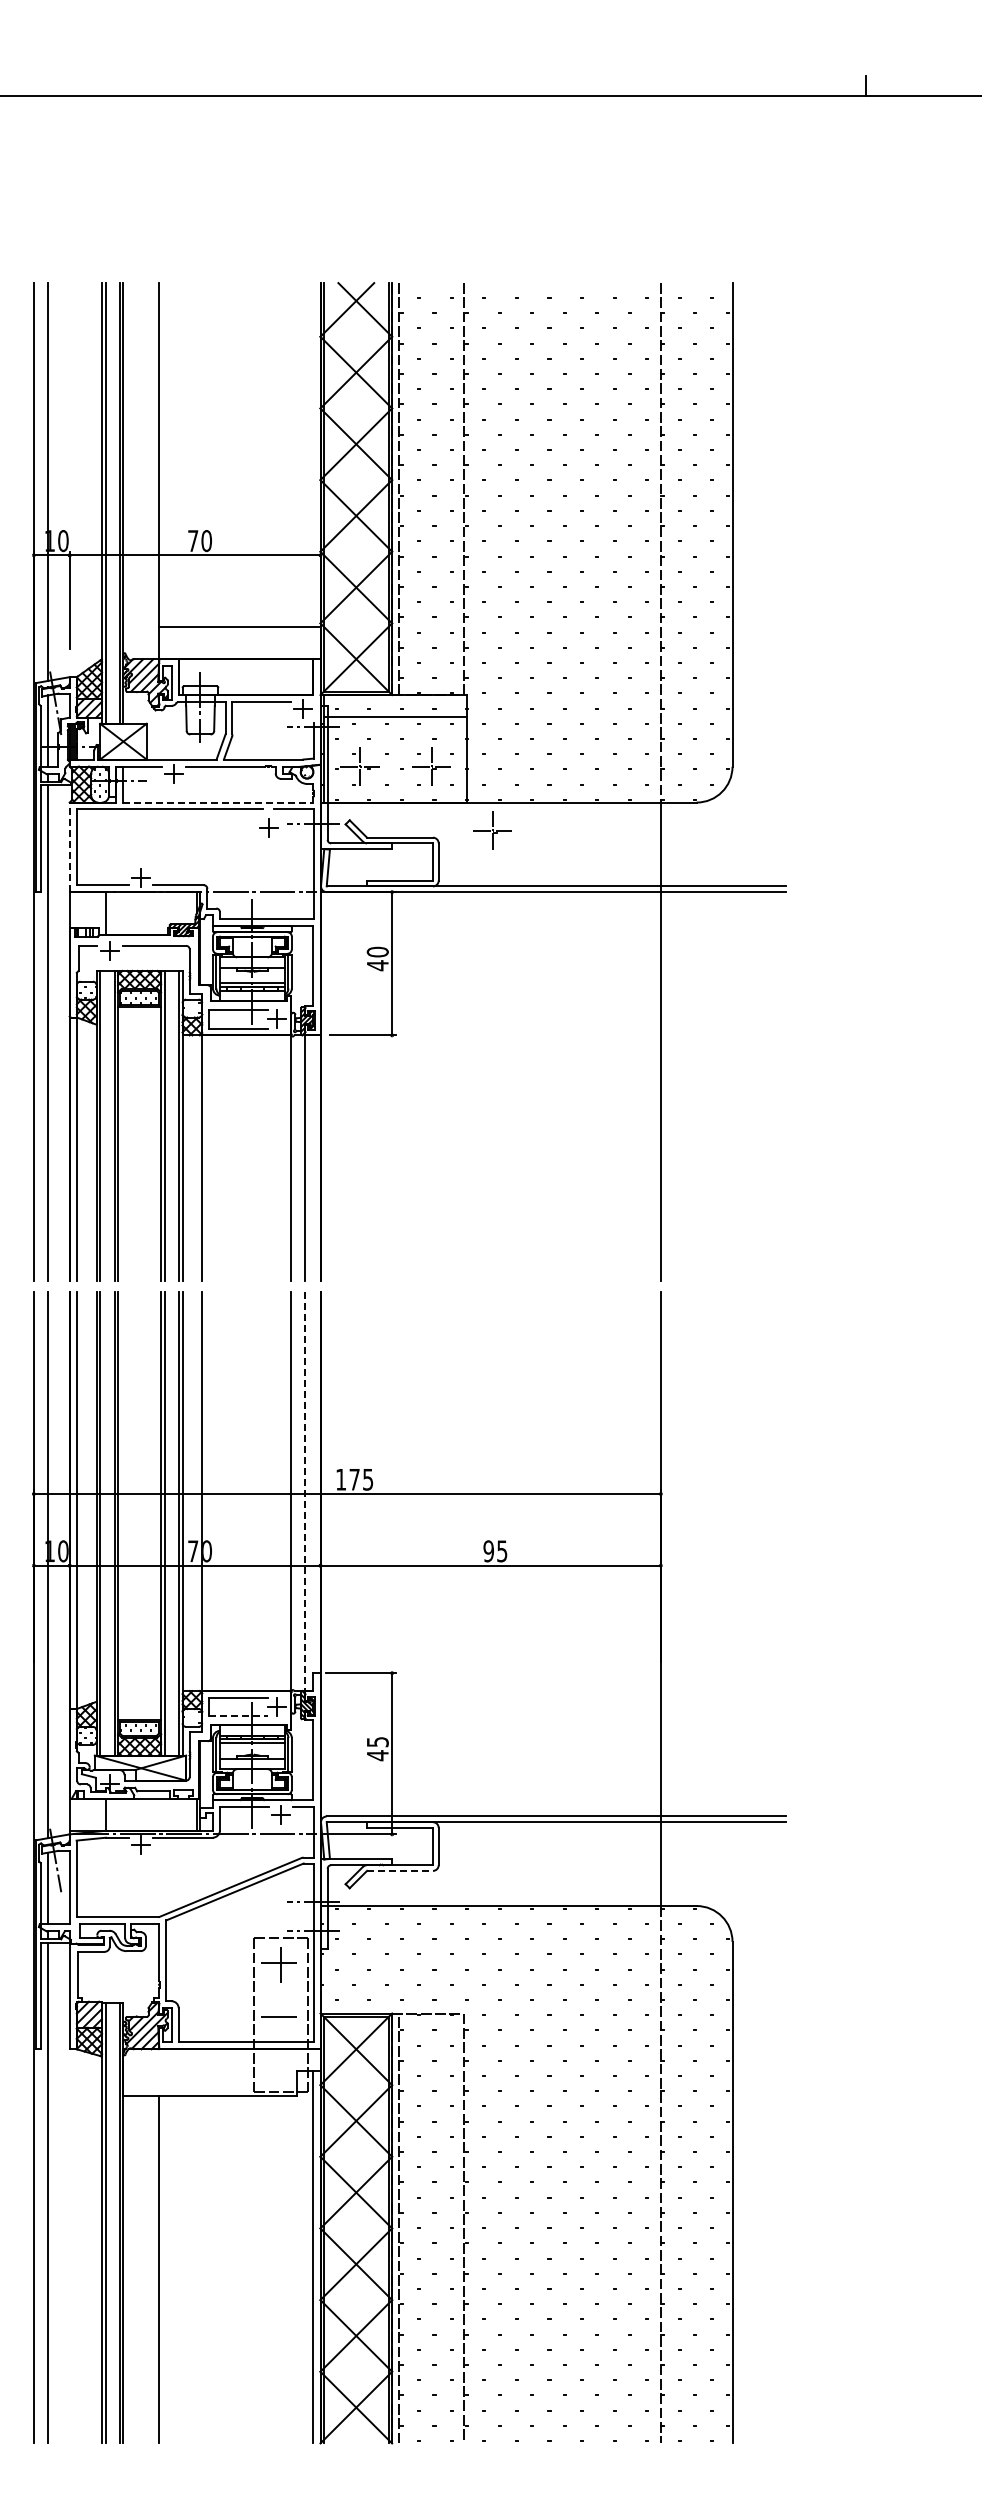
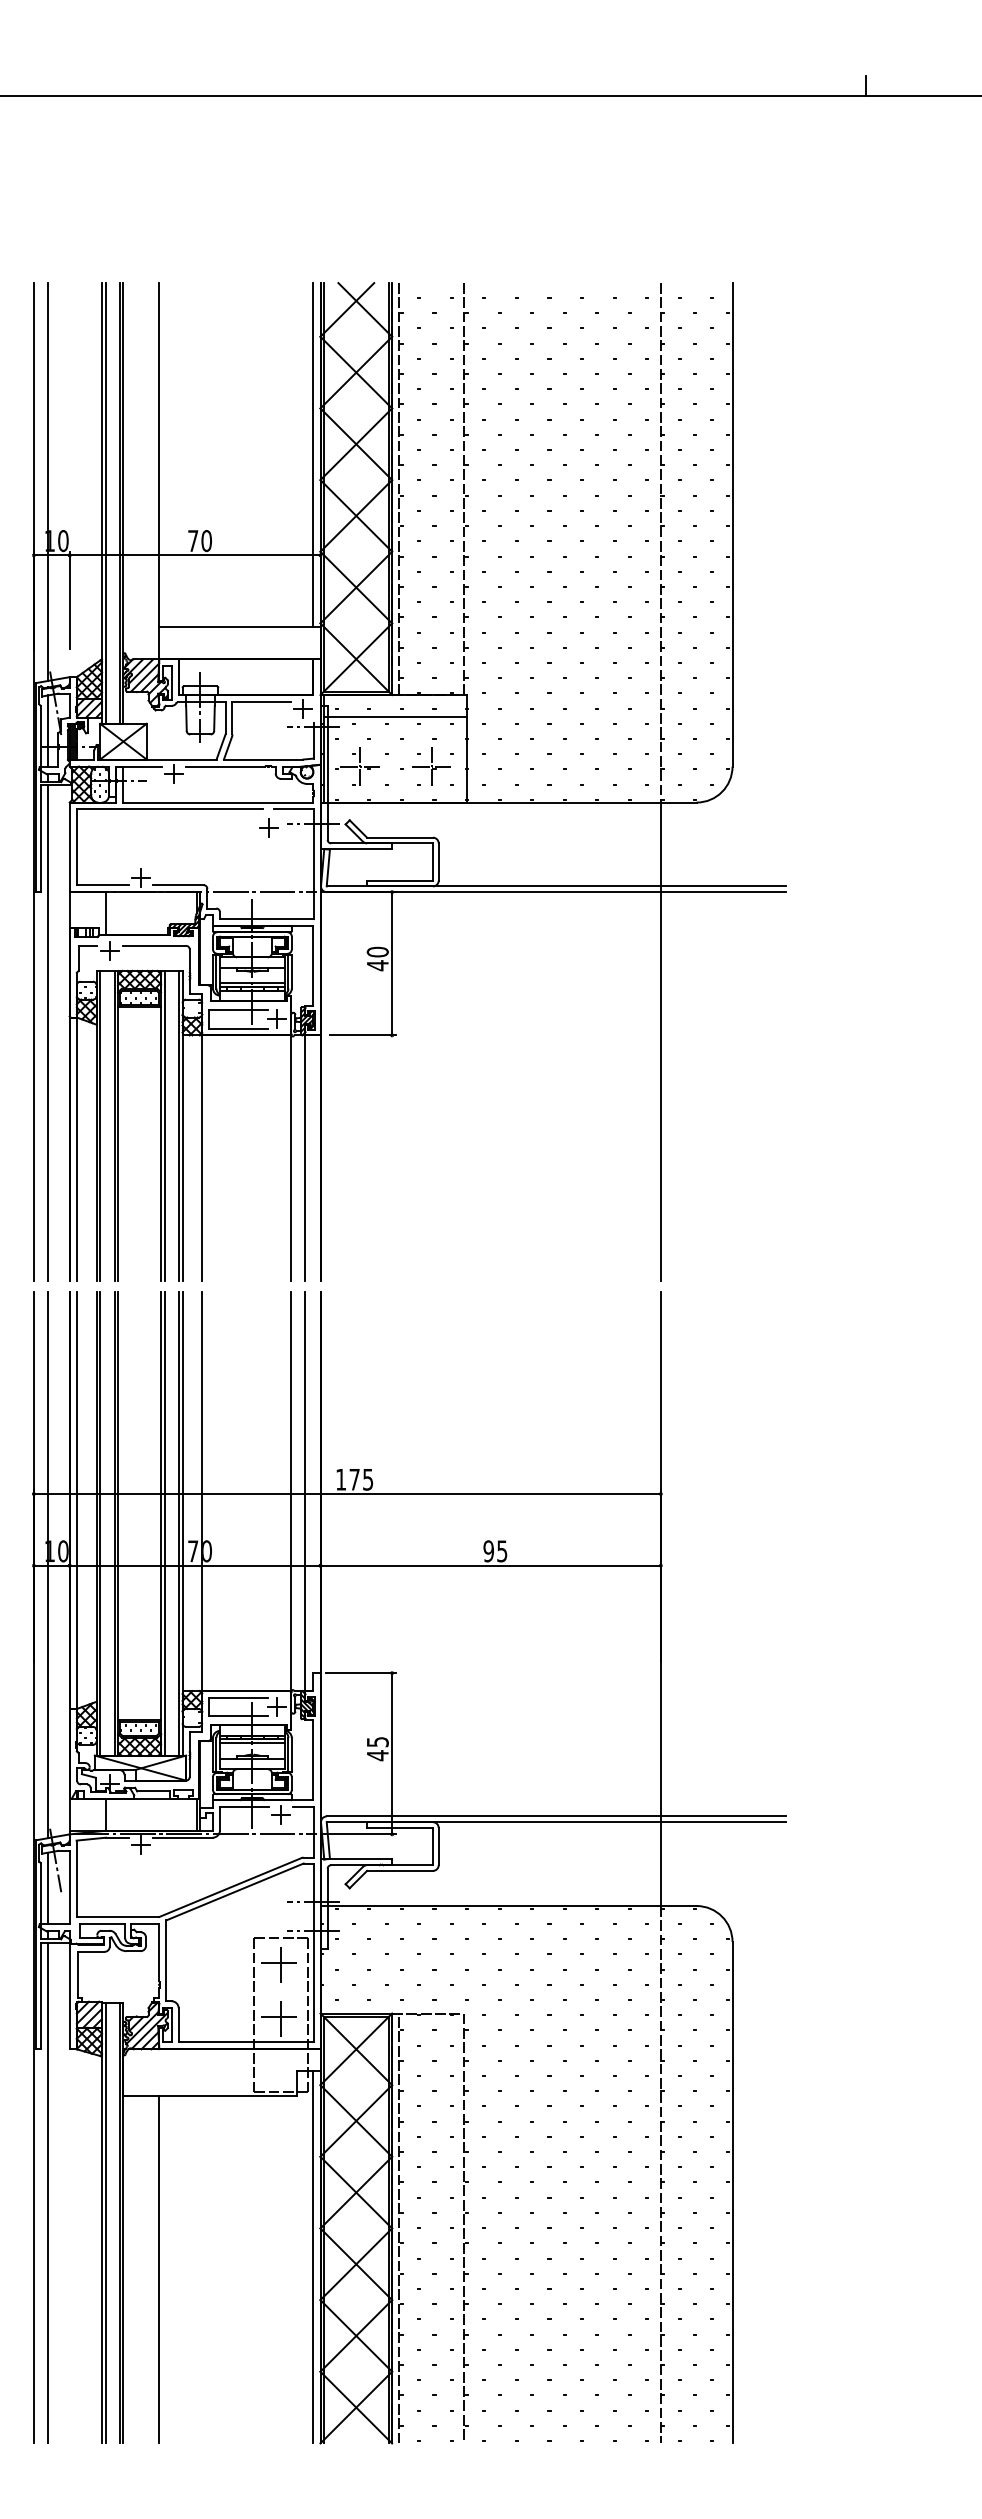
line: none -> present (313, 455)
line: dashed -> solid (218, 802)
part: present -> none (492, 830)
line: dashed -> solid (69, 847)
line: dashed -> solid (305, 1491)
line: dashed -> solid (238, 1716)
line: dashed -> solid (400, 1870)
line: none -> present (281, 2016)
